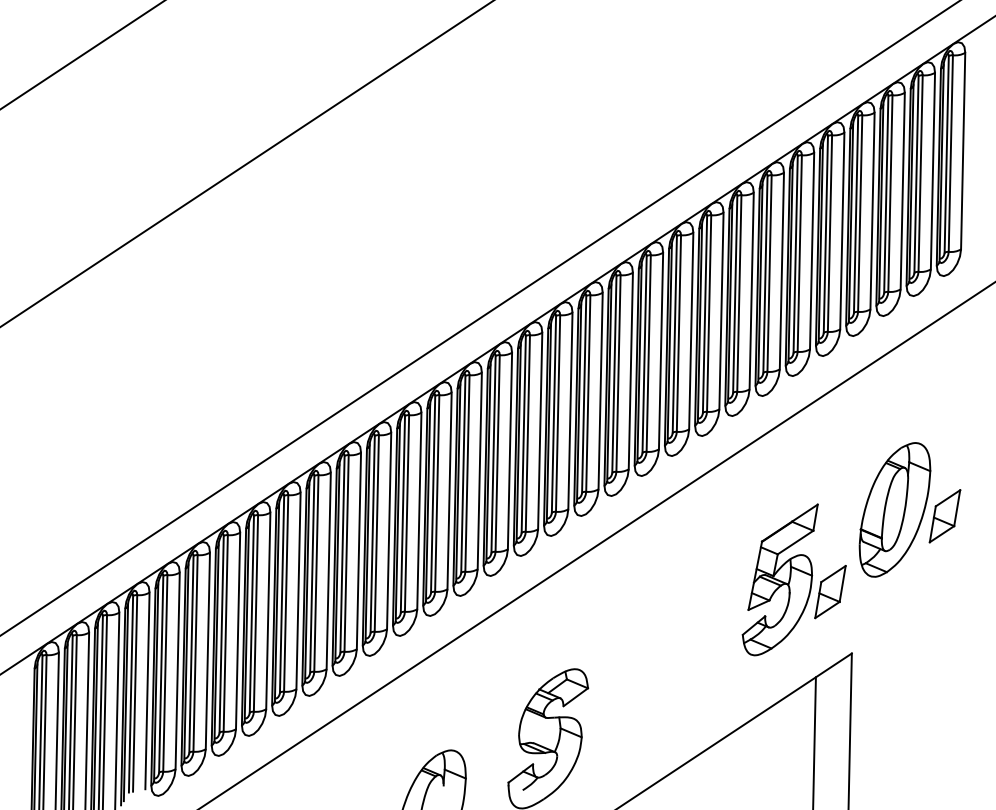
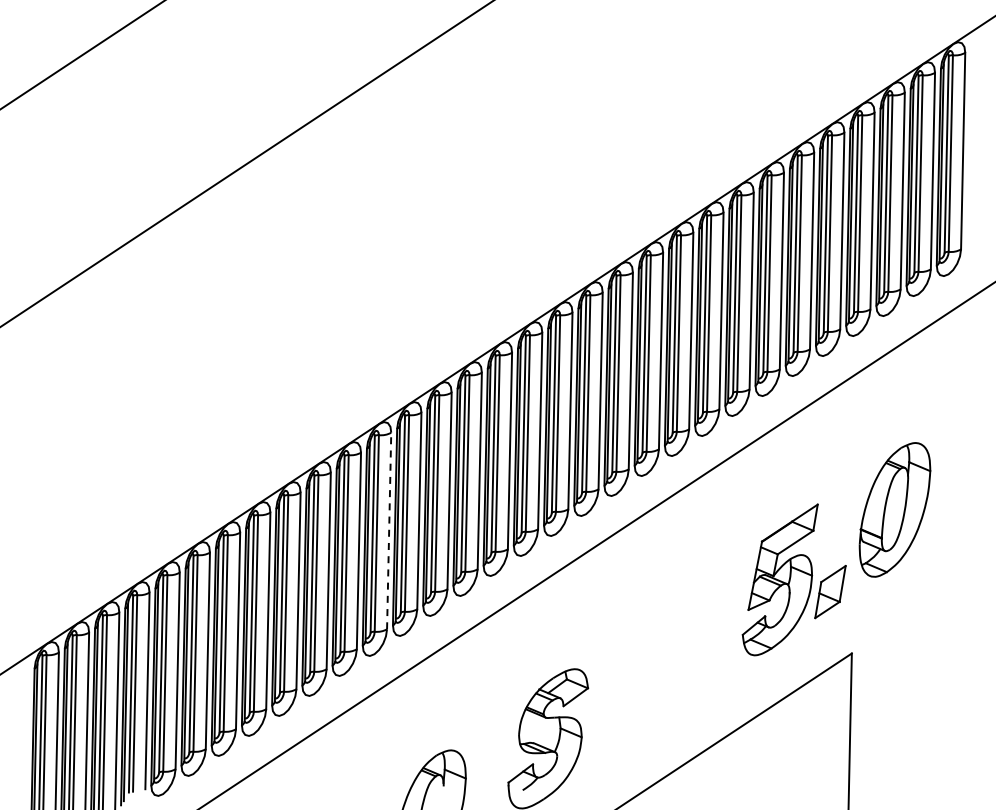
line: present -> none (479, 318)
part: present -> none (944, 516)
line: solid -> dashed (389, 530)
line: present -> none (814, 741)
